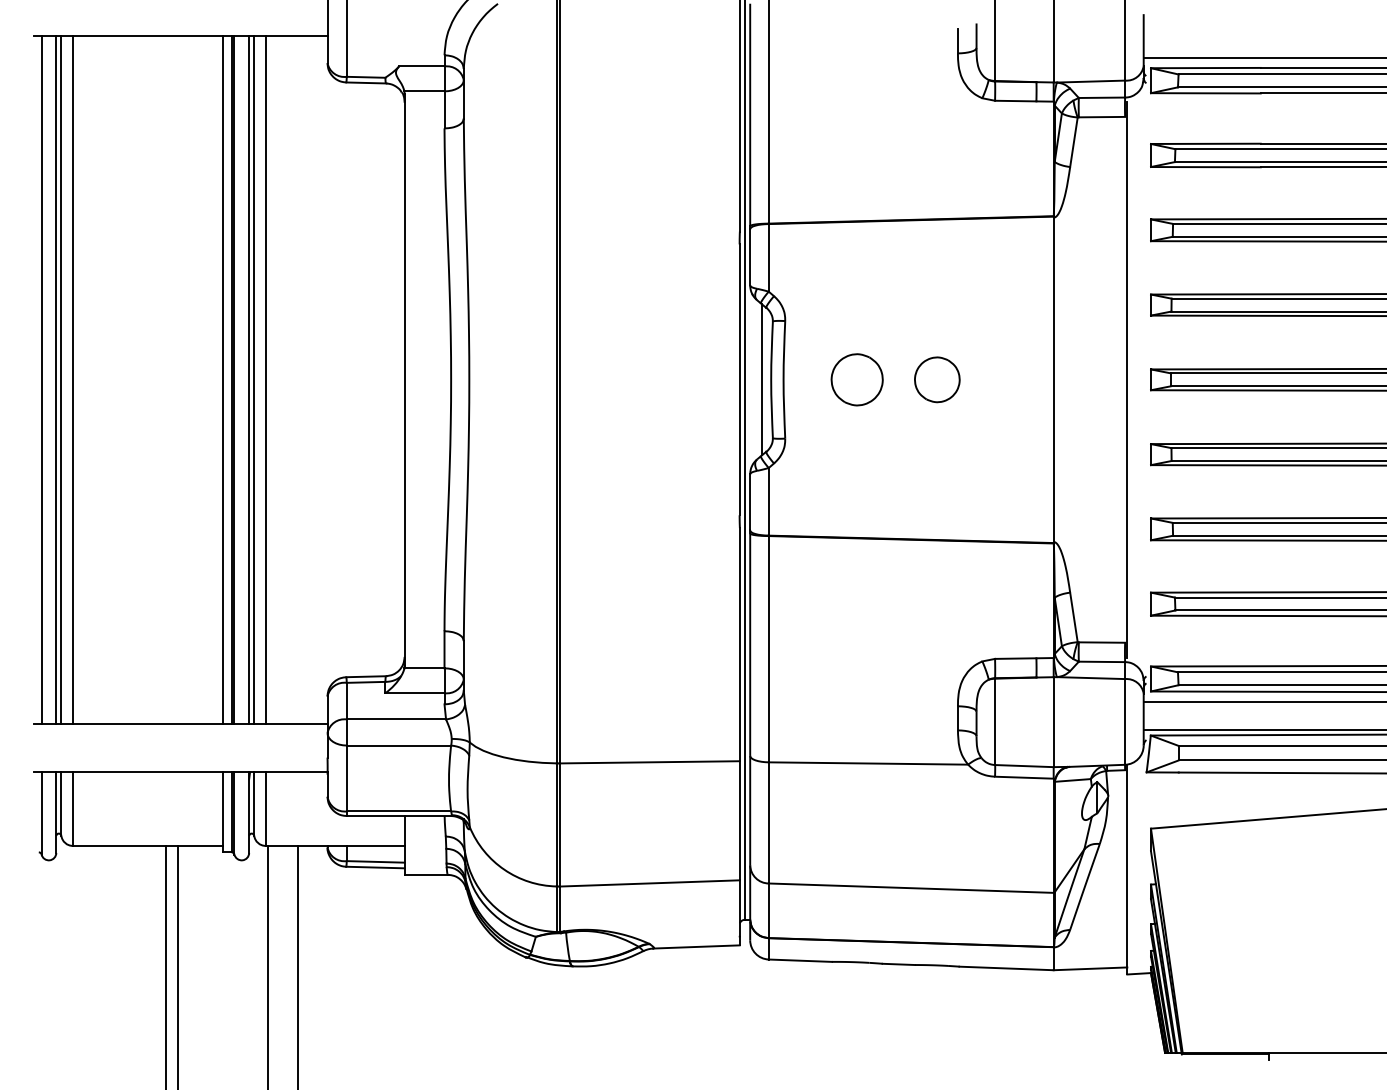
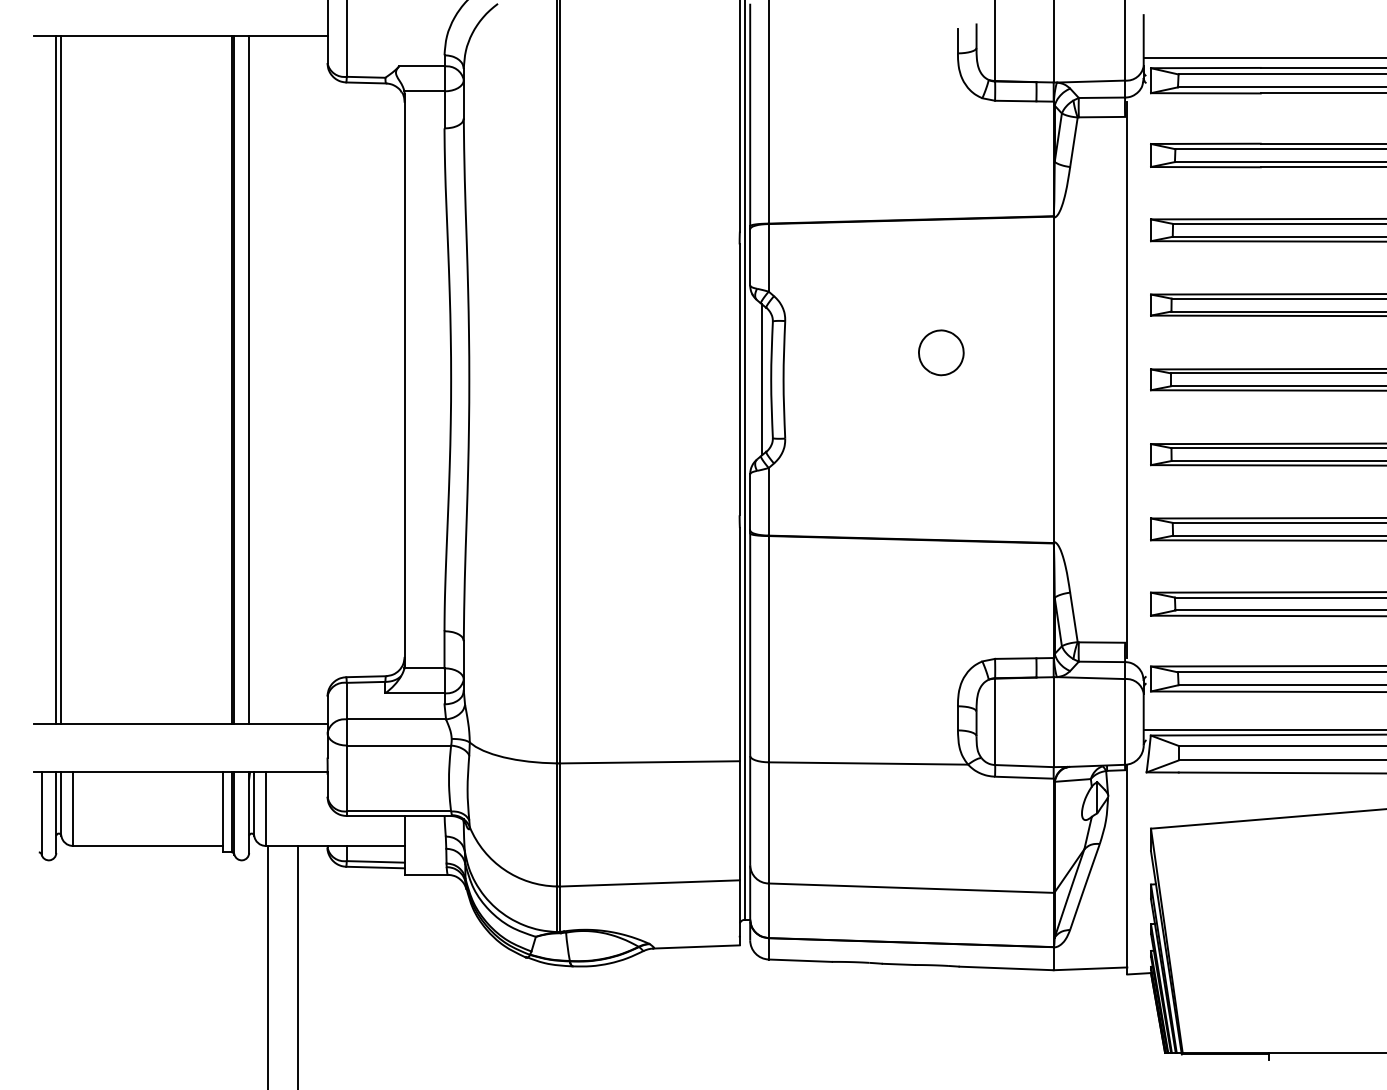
line: present -> none (41, 379)
line: present -> none (72, 379)
line: present -> none (223, 379)
line: present -> none (254, 379)
line: present -> none (265, 379)
part: present -> none (856, 379)
part position: (937, 379) -> (941, 352) (941, 352)
line: present -> none (1263, 702)
line: present -> none (165, 965)
line: present -> none (177, 965)
